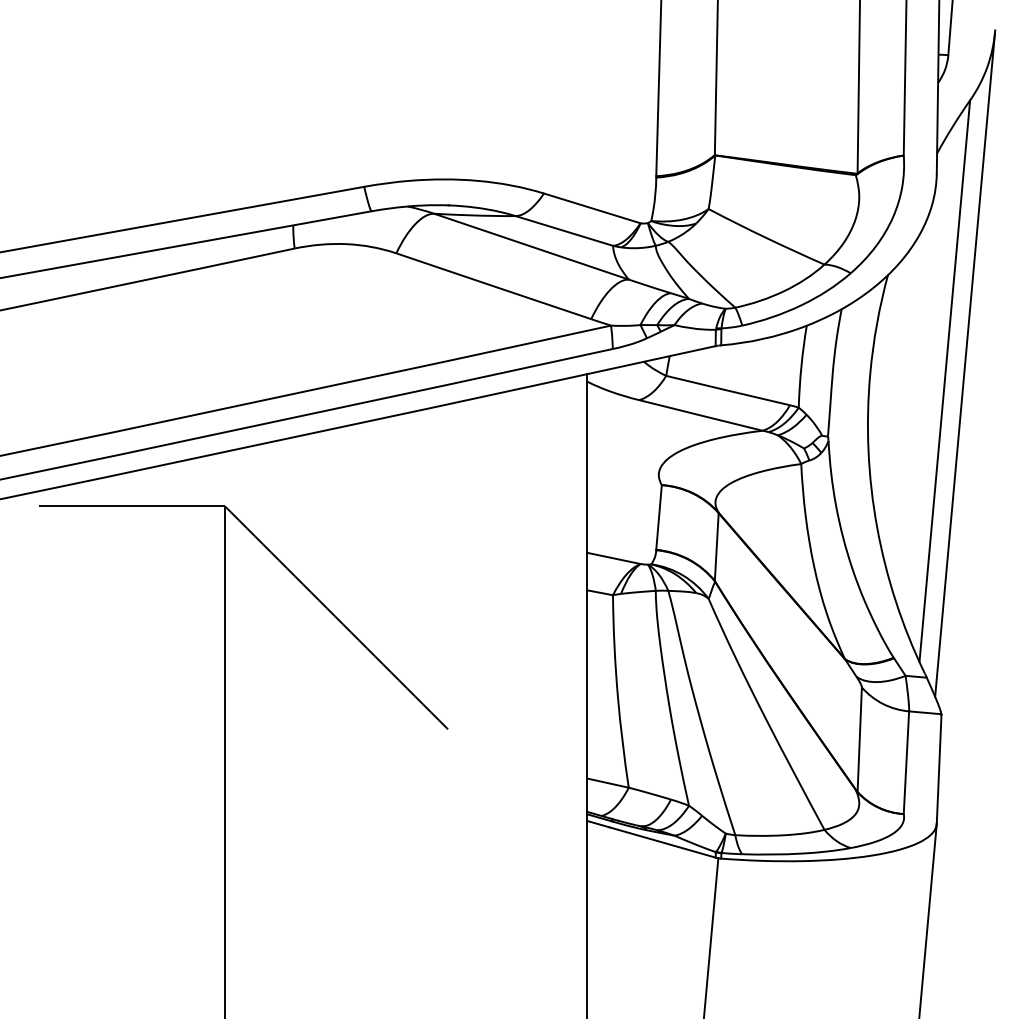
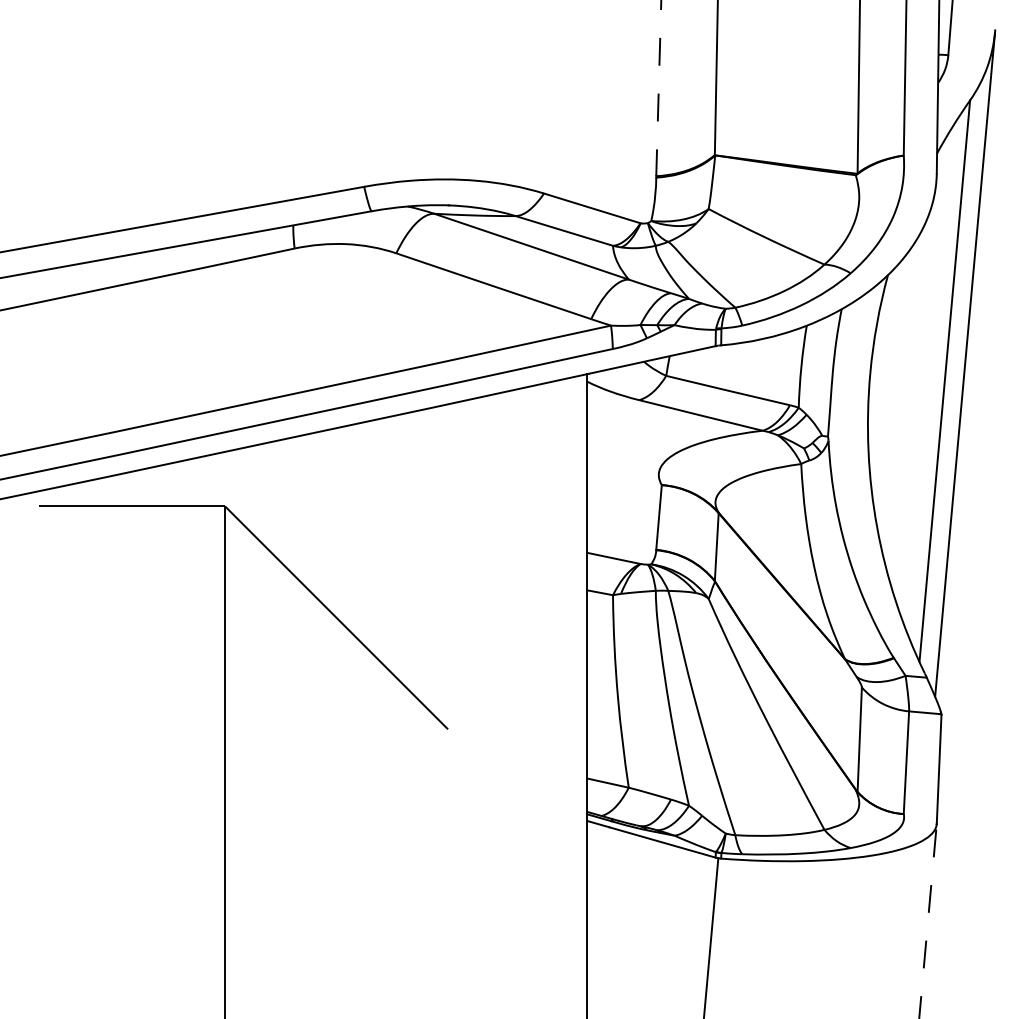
line: solid -> dashed (658, 88)
line: solid -> dashed (928, 920)
